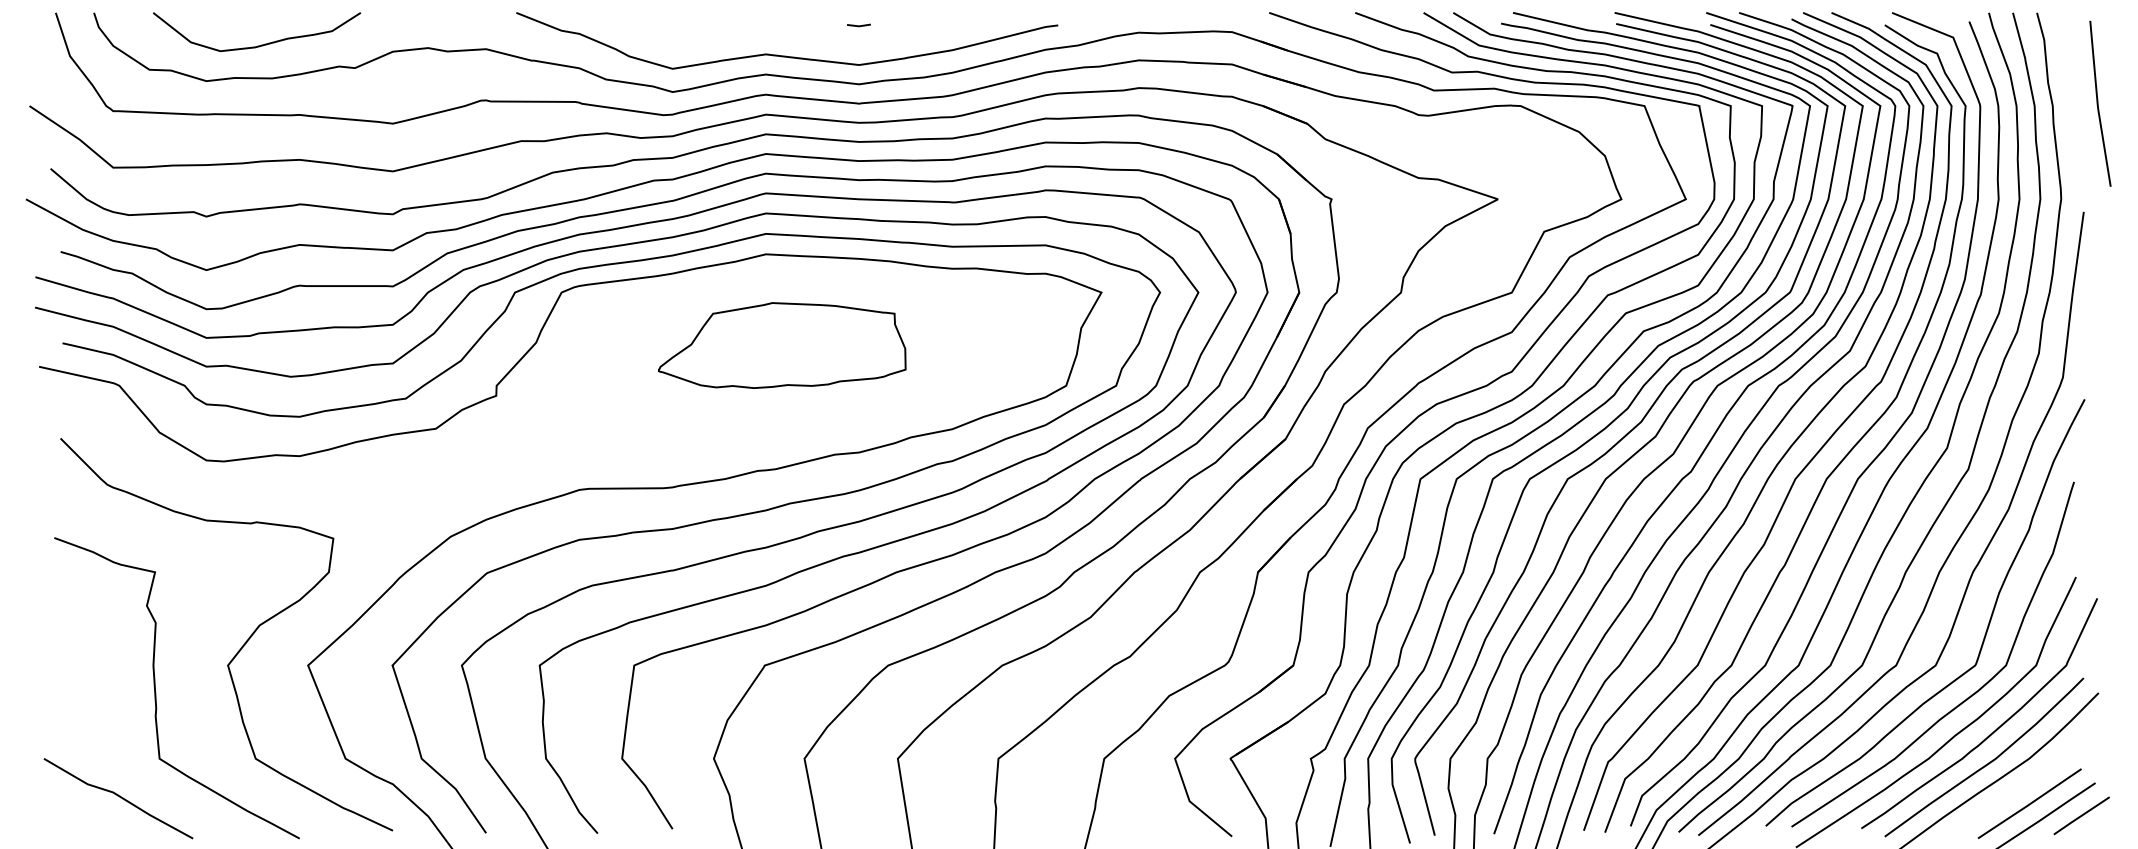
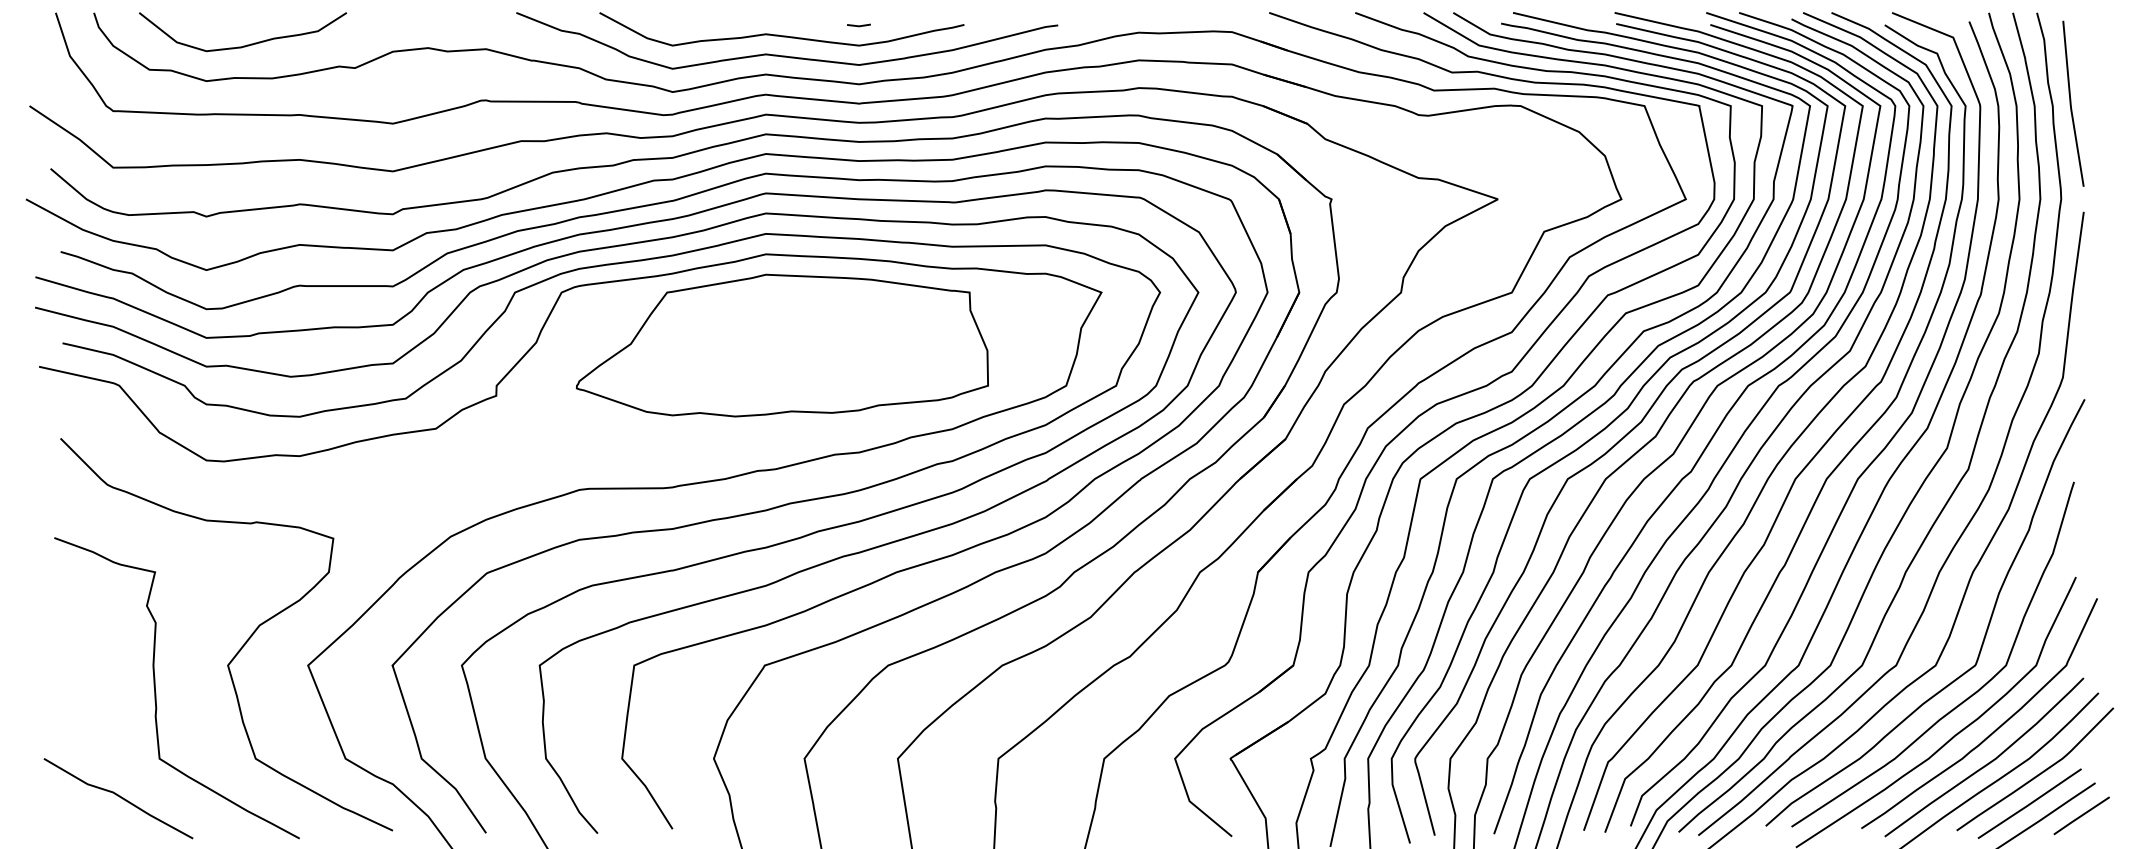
curve: none -> present (778, 34)
curve position: (261, 44) -> (247, 44) (247, 44)
curve position: (2098, 103) -> (2071, 103) (2071, 103)
part size: 249x87 px -> 414x145 px (781, 345)
curve: none -> present (2037, 774)
